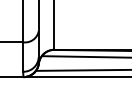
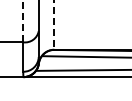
line: solid -> dashed (23, 21)
line: solid -> dashed (54, 25)
